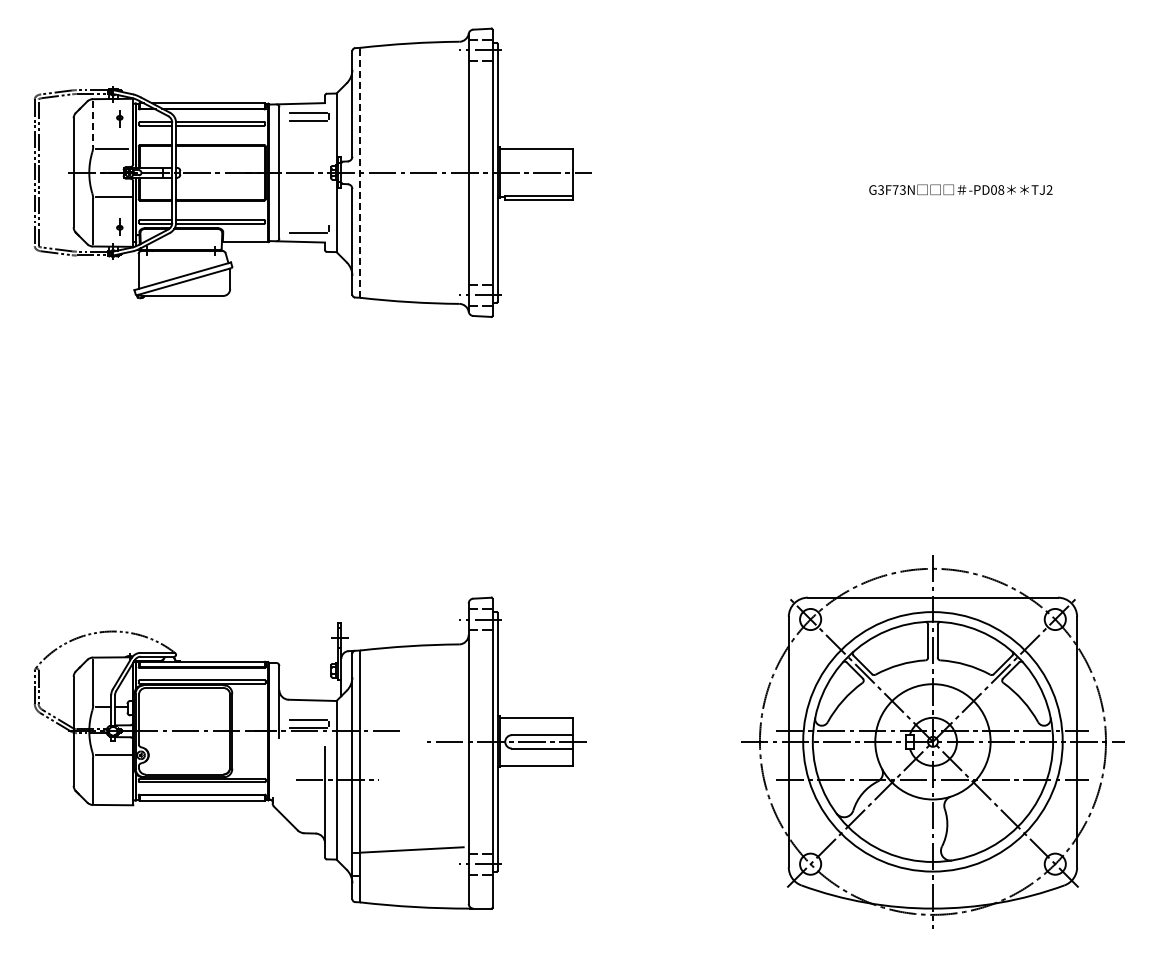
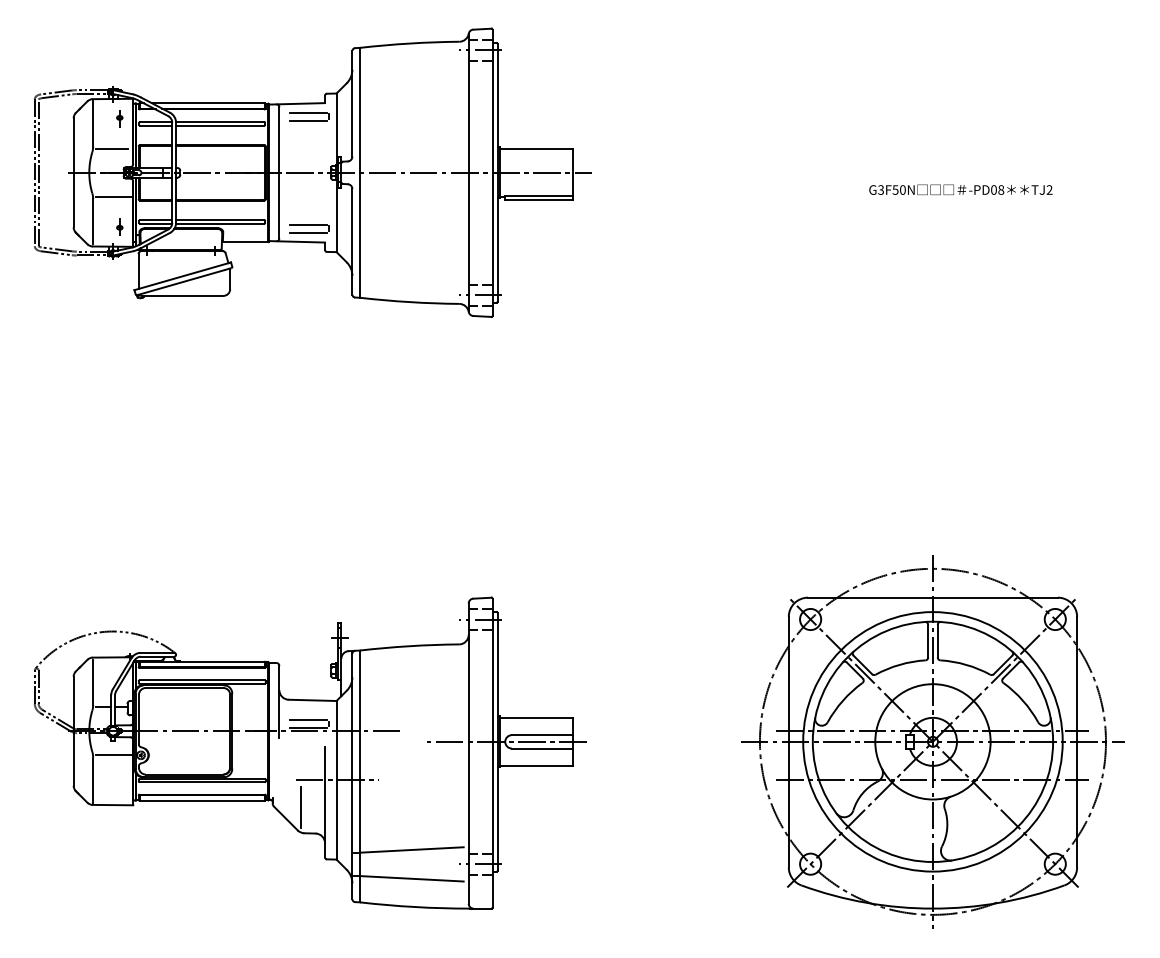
line: dashed -> solid (93, 124)
line: dashed -> solid (360, 172)
text: G3F73N -> G3F50N (898, 189)
line: none -> present (308, 224)
line: none -> present (300, 807)
line: none -> present (411, 878)
